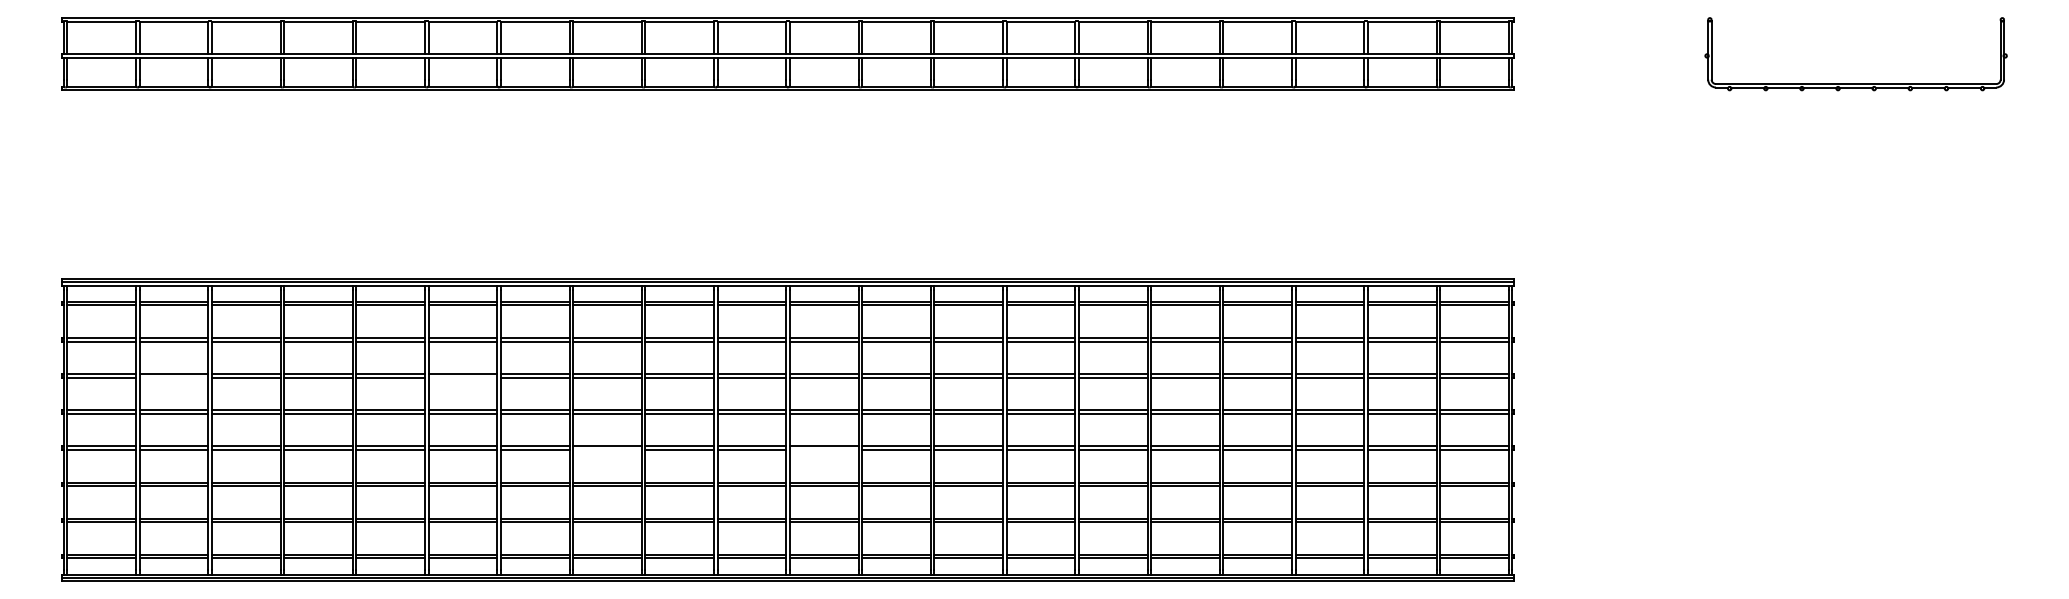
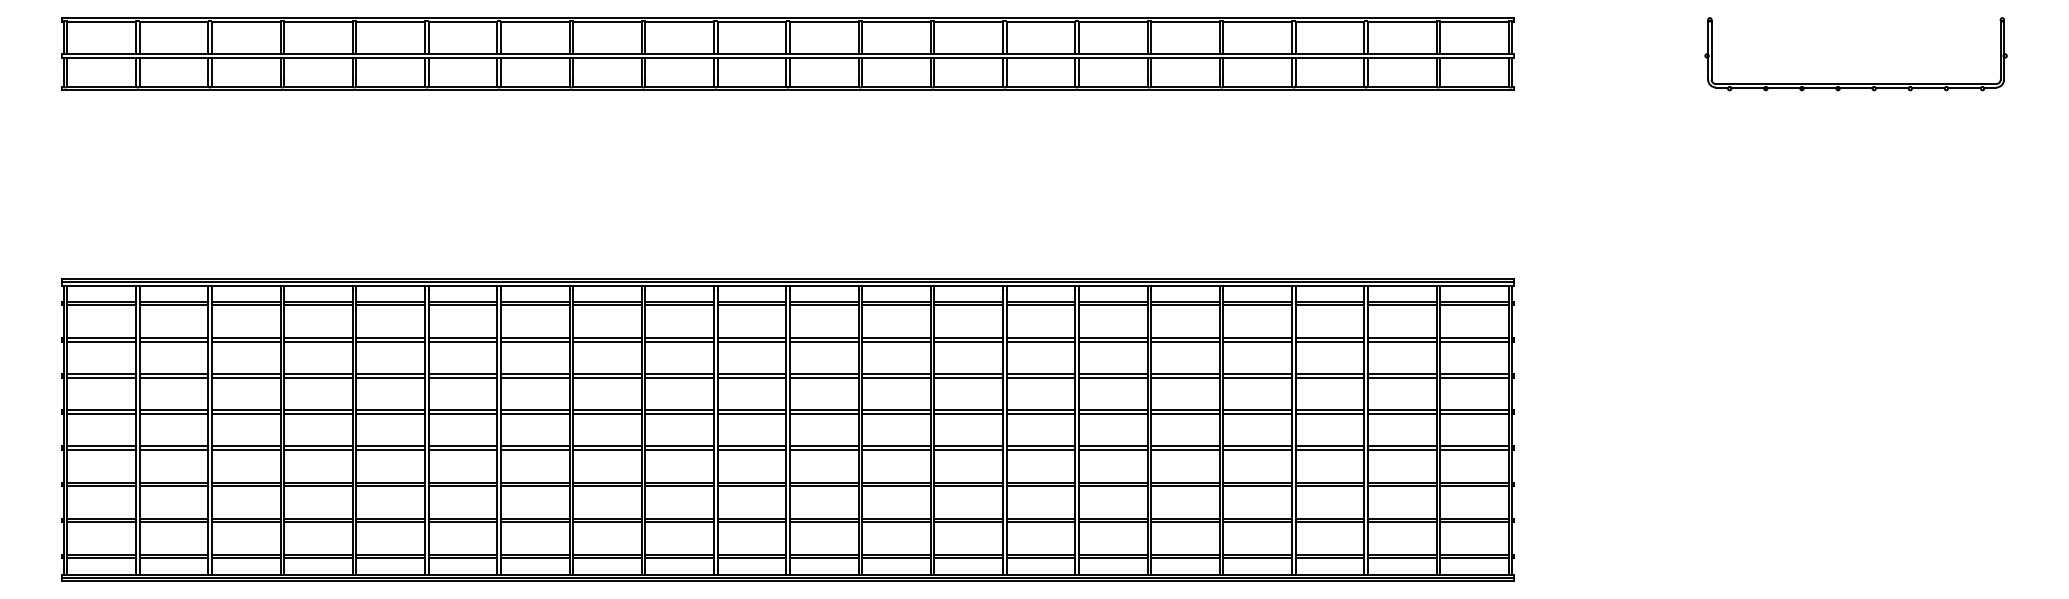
line: none -> present (173, 377)
line: none -> present (462, 377)
line: none -> present (607, 449)
line: none -> present (823, 449)
